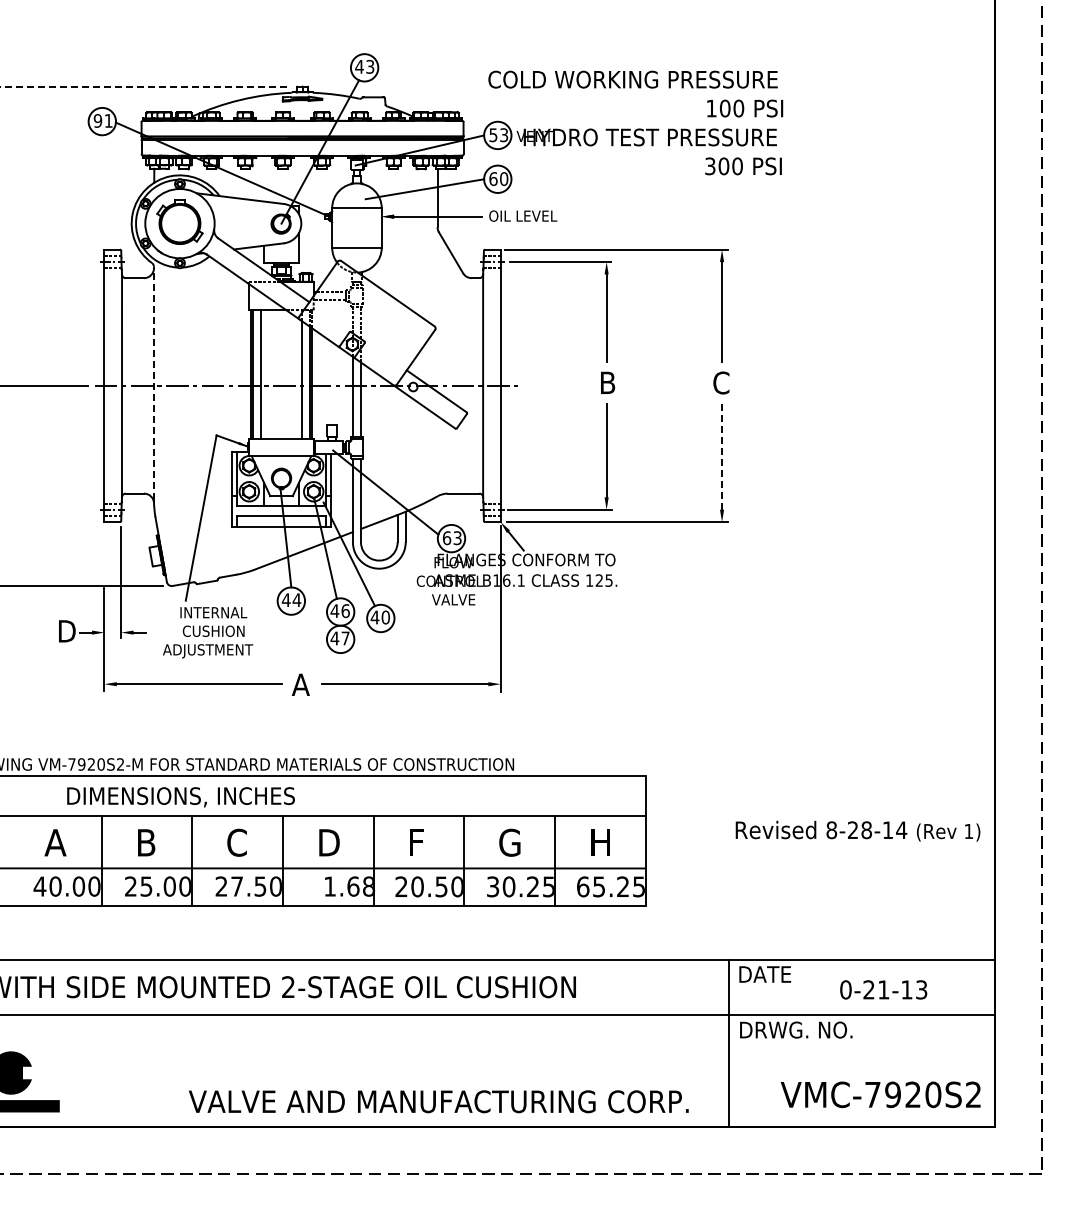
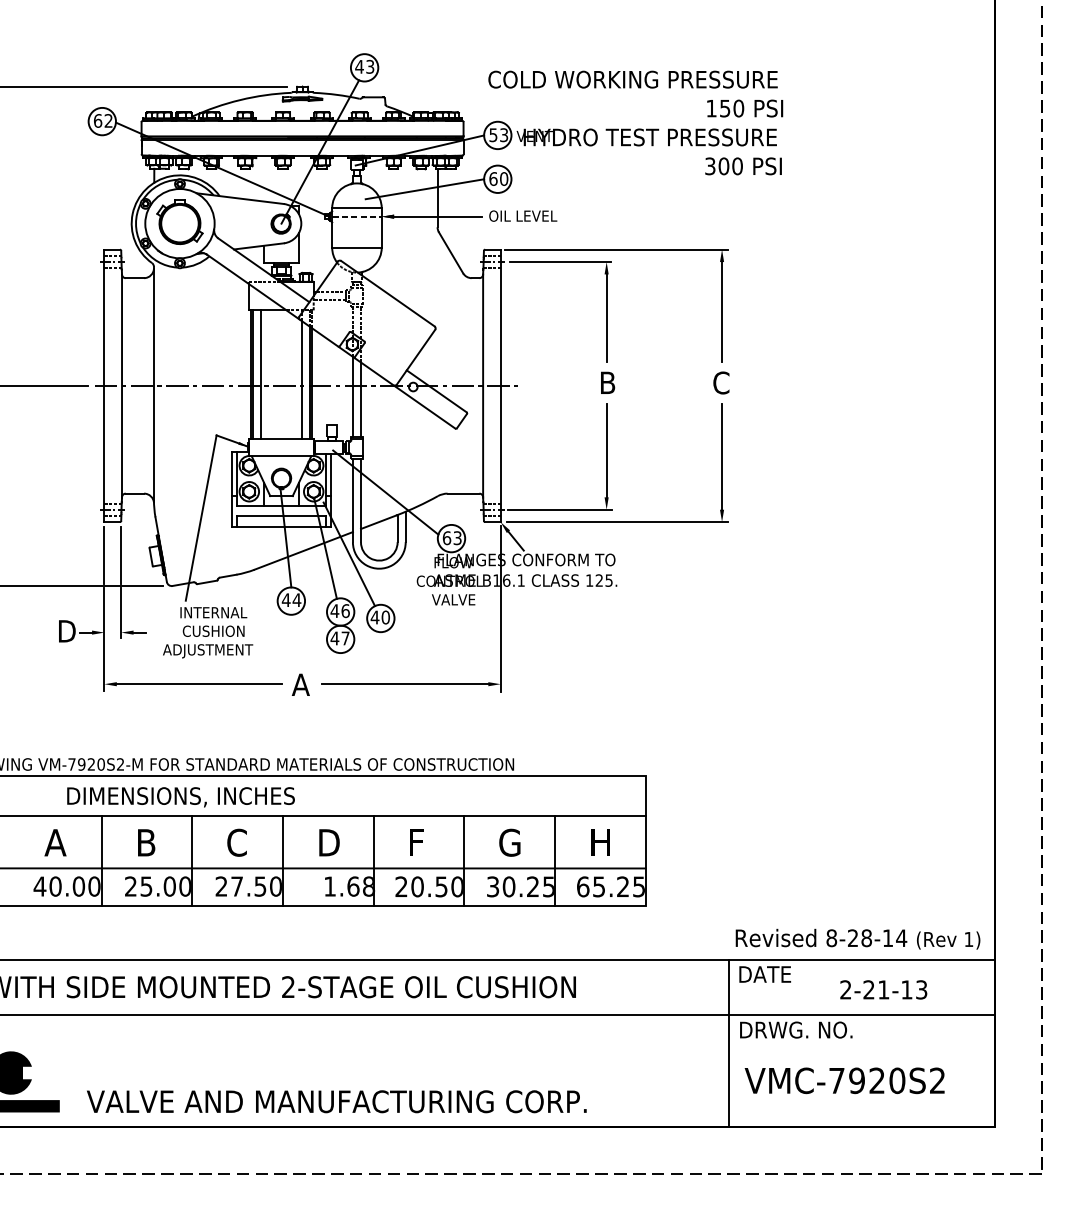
line: dashed -> solid (143, 86)
text: 100 -> 150 (724, 108)
text: 91 -> 62 (102, 120)
line: none -> present (356, 216)
line: dashed -> solid (153, 383)
line: dashed -> solid (722, 456)
line: none -> present (104, 555)
text position: (857, 830) -> (857, 938) (857, 938)
text: 0-21-13 -> 2-21-13 (845, 989)
text position: (880, 1094) -> (844, 1080) (844, 1080)
text position: (438, 1101) -> (336, 1101) (336, 1101)
